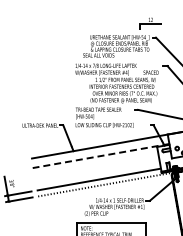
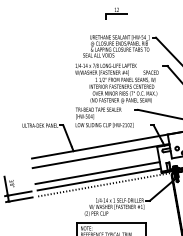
part position: (150, 23) -> (116, 13) (116, 13)
line: dashed -> solid (100, 156)
line: none -> present (97, 173)
